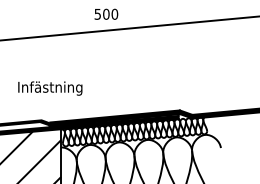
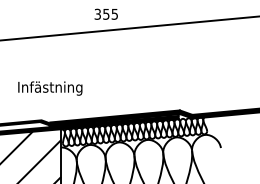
text: 500 -> 355 (106, 13)
